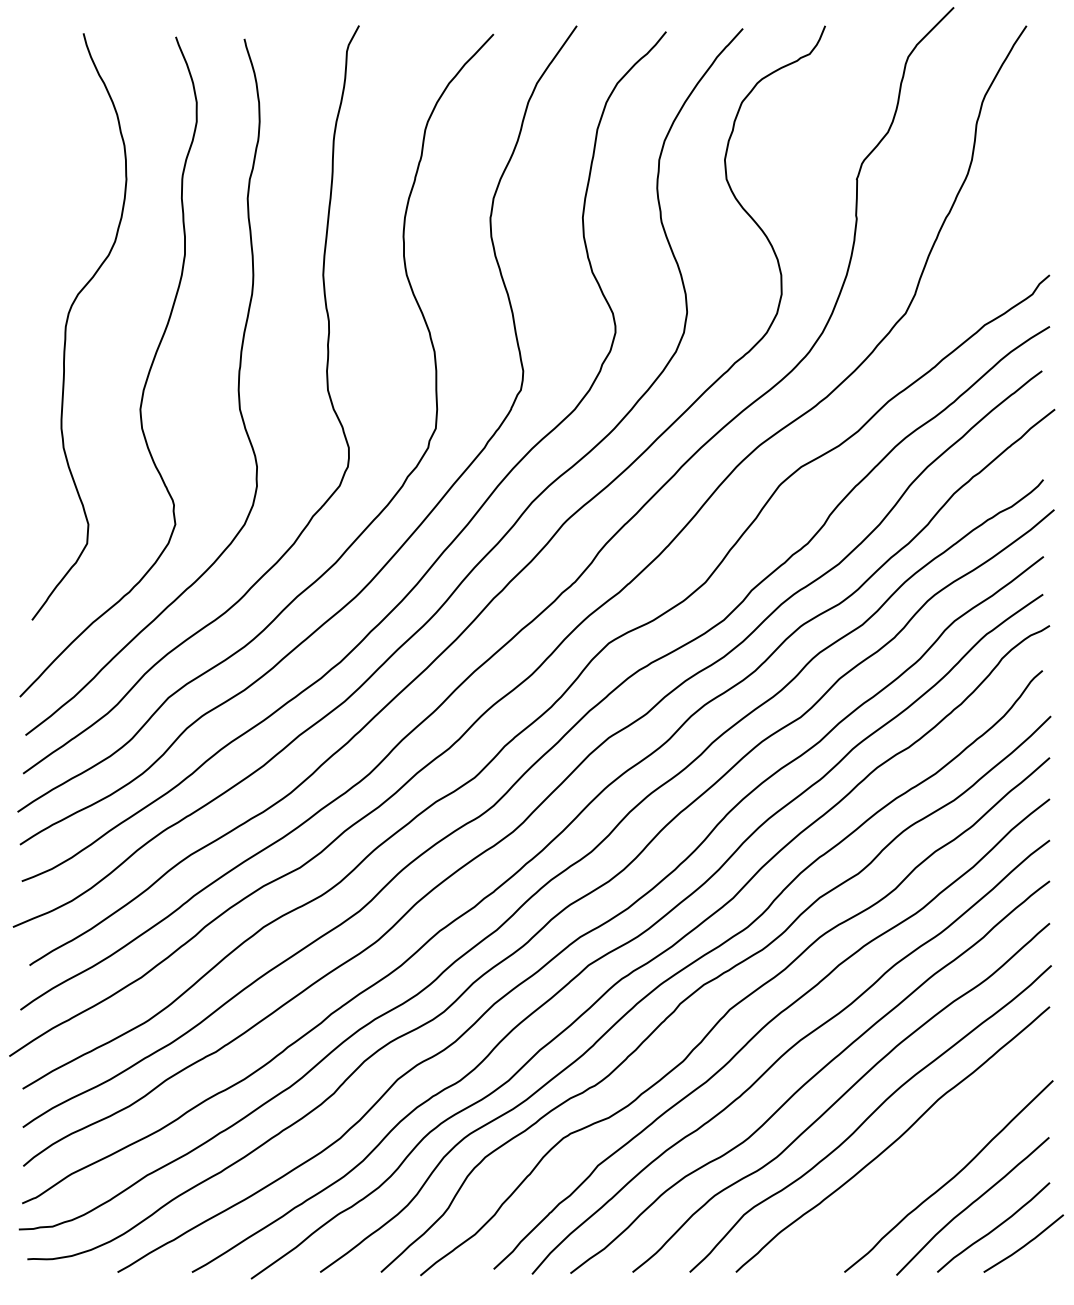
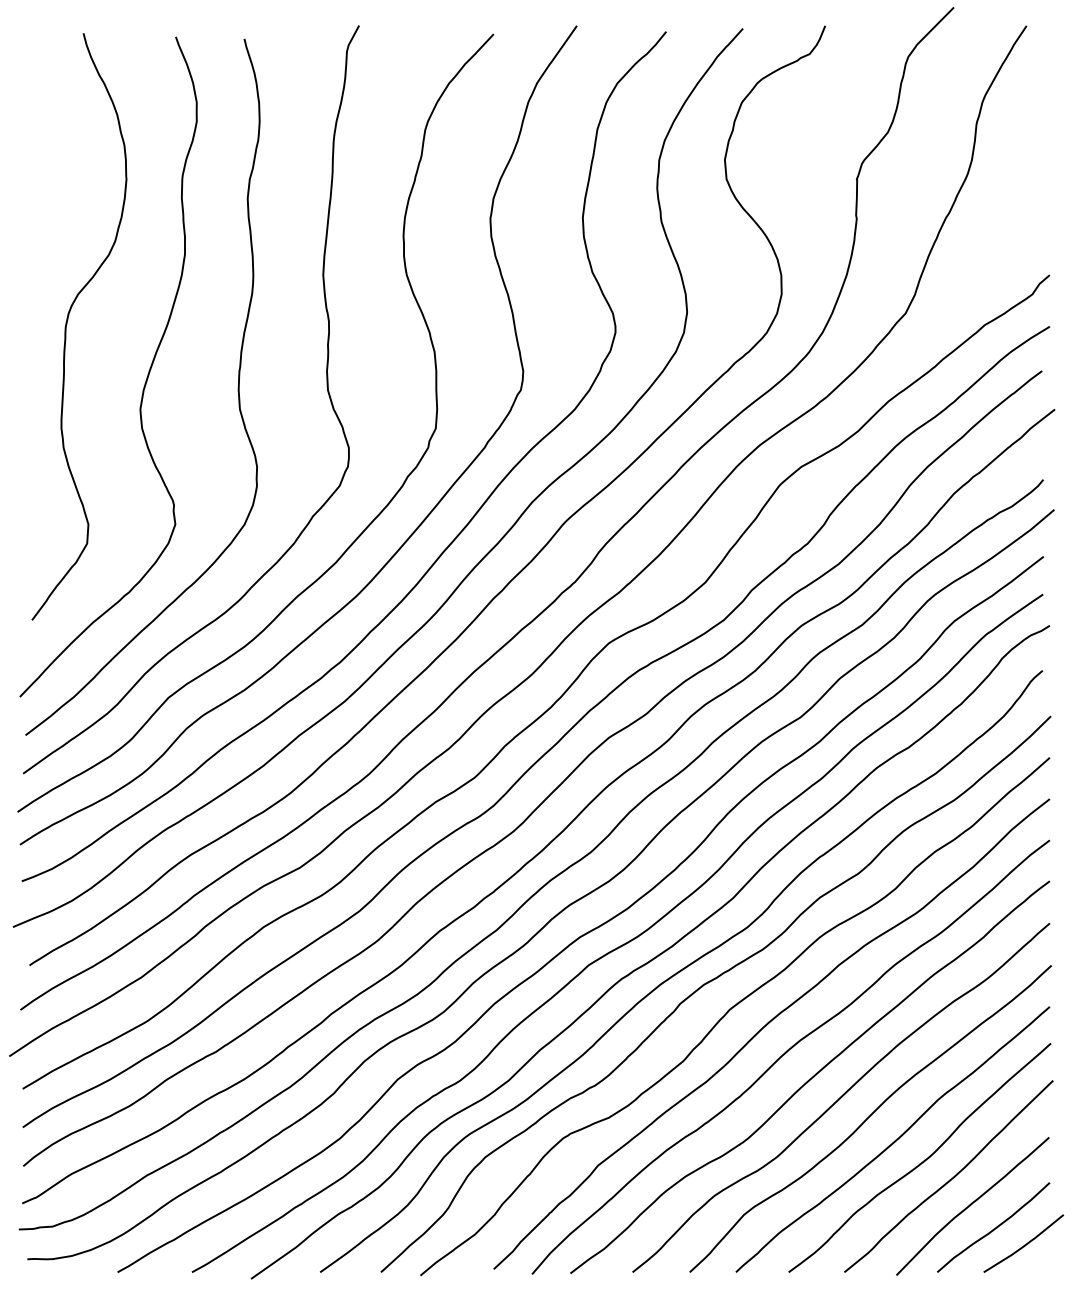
curve: none -> present (923, 1160)
